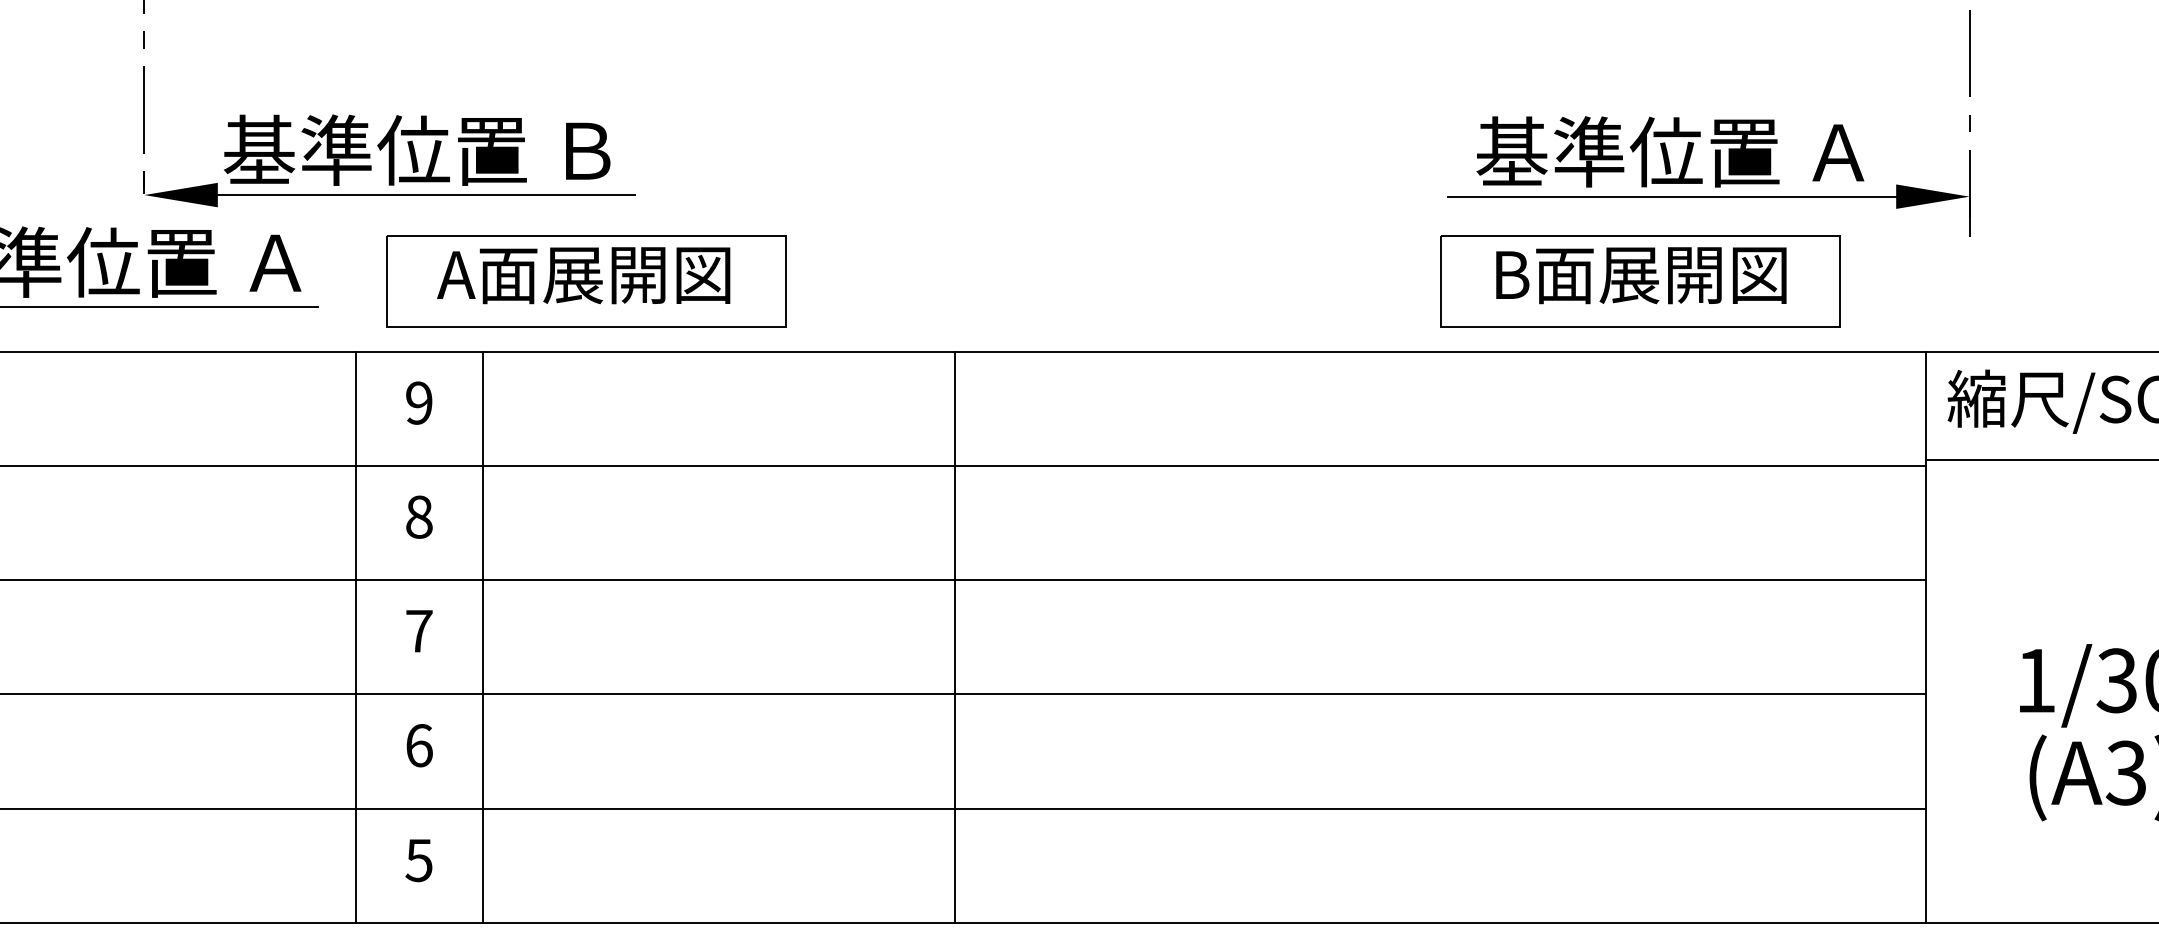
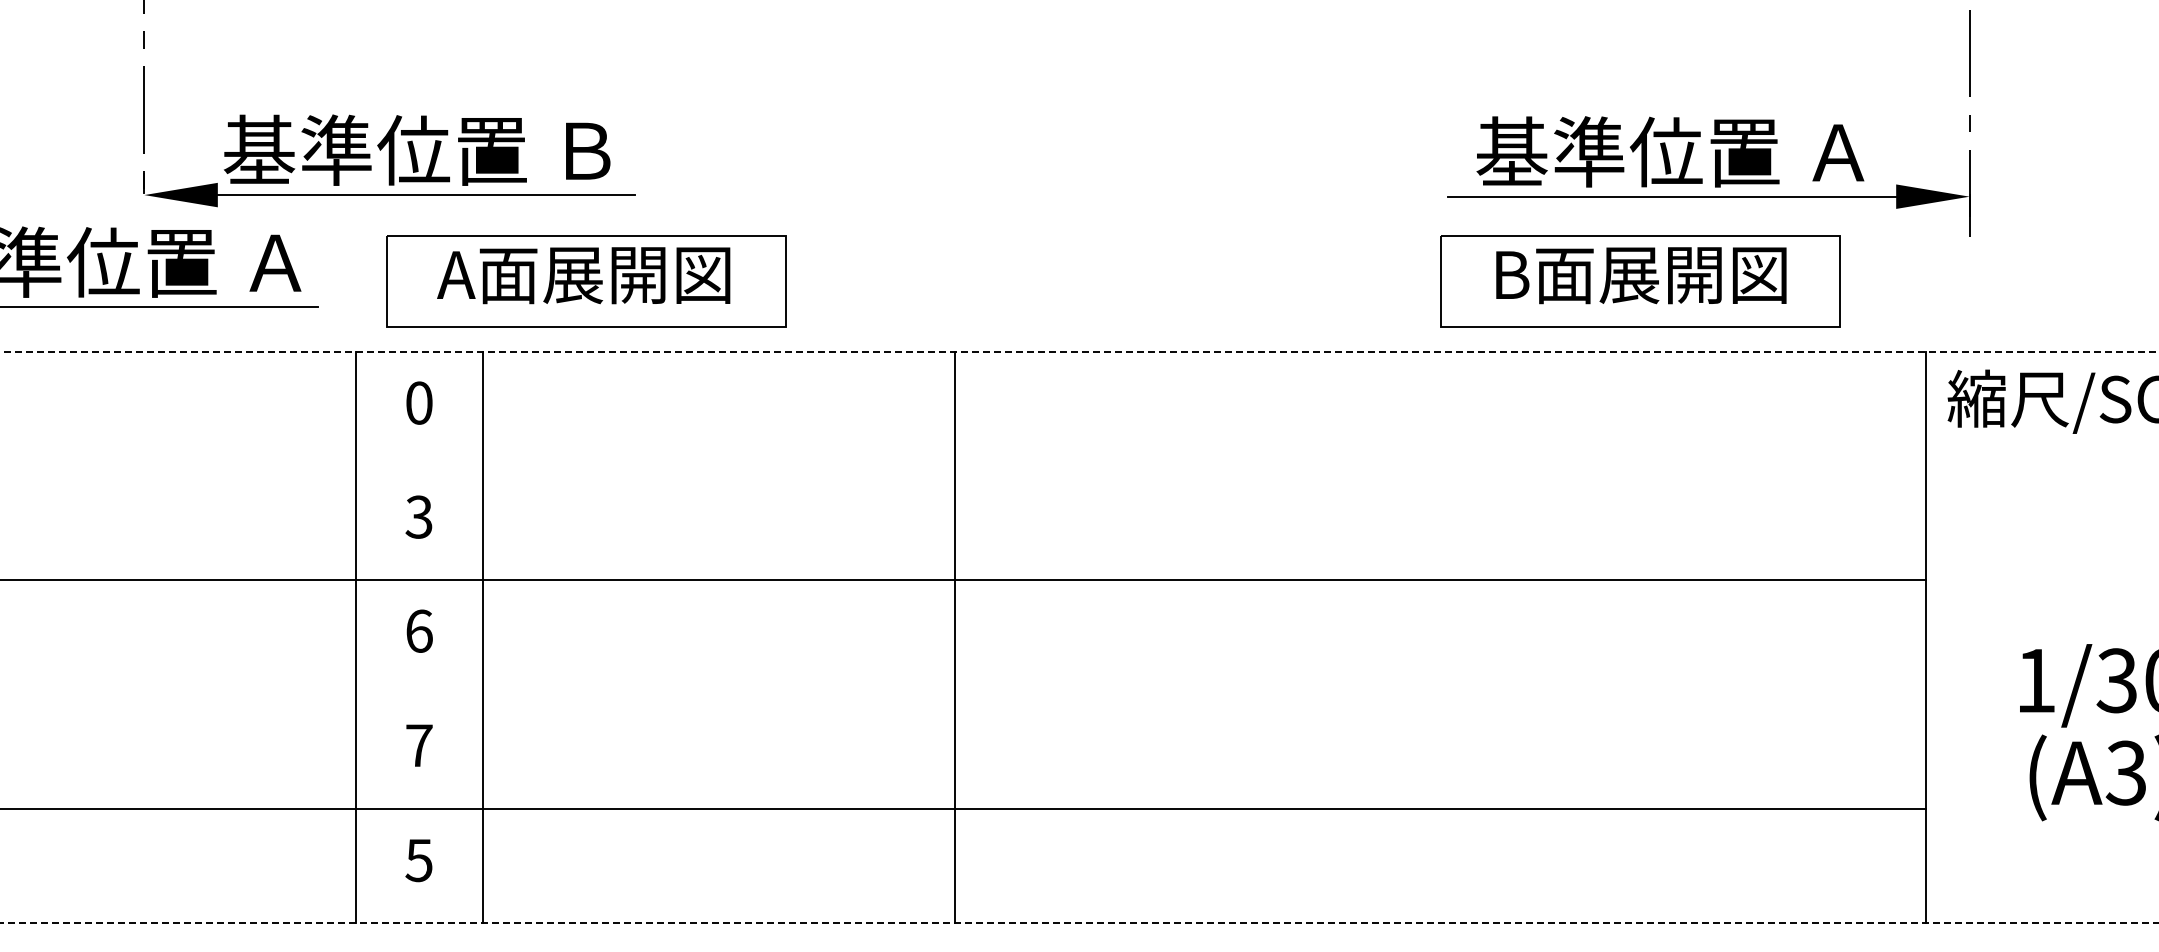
line: solid -> dashed (1080, 351)
text: 9 -> 0 (419, 402)
line: present -> none (2040, 459)
line: present -> none (963, 465)
text: 8 -> 3 (418, 516)
text: 7 -> 6 (419, 630)
line: present -> none (963, 693)
text: 6 -> 7 (419, 745)
line: solid -> dashed (1080, 923)
